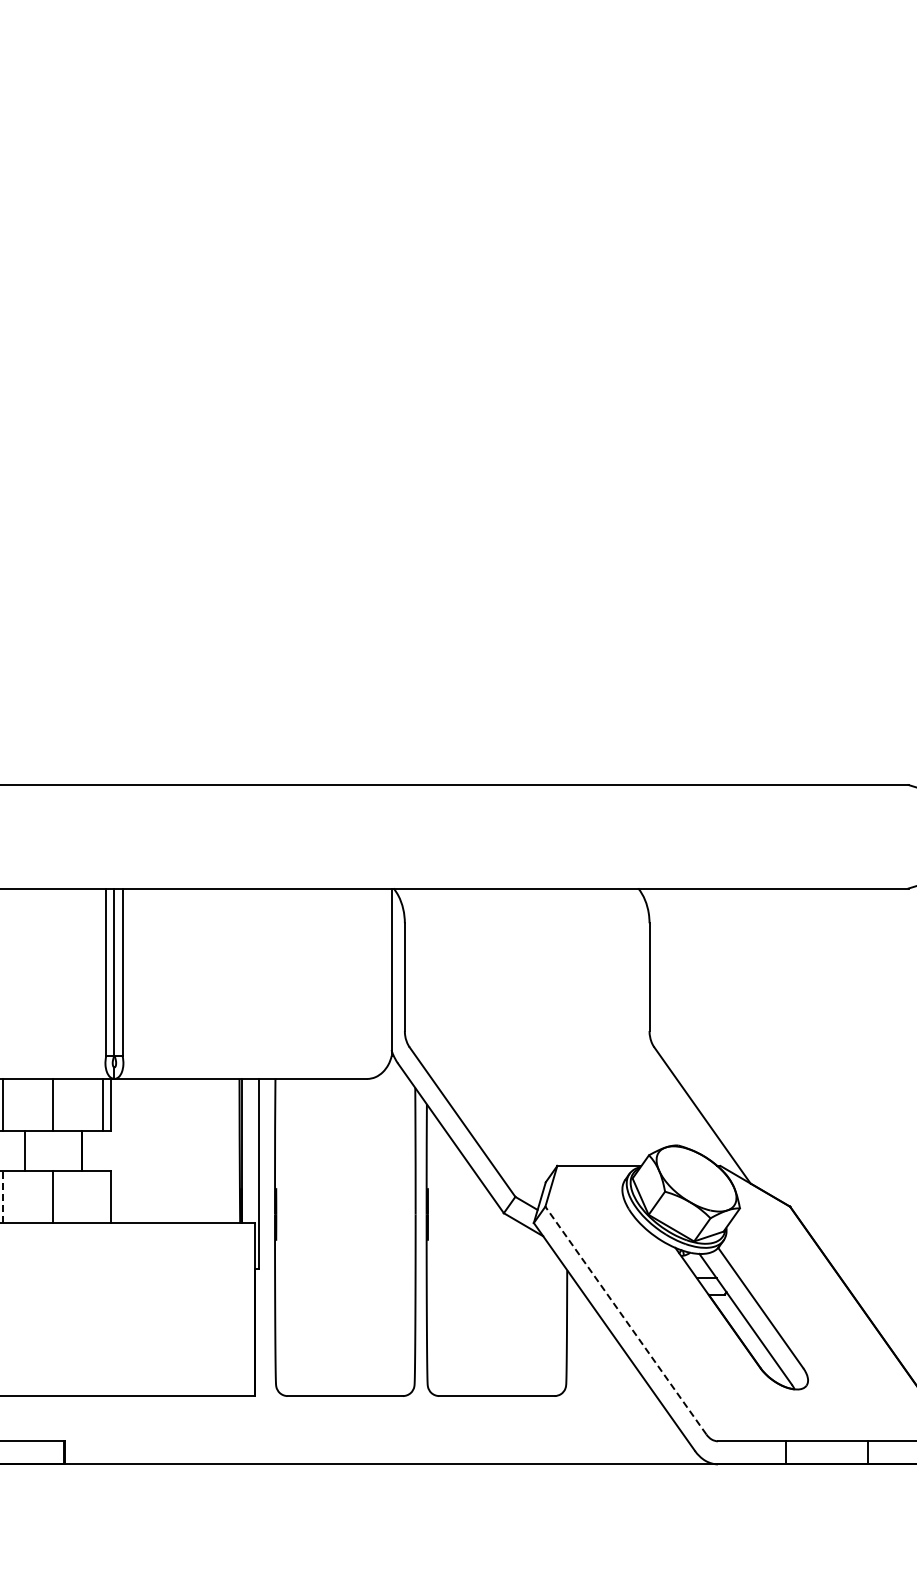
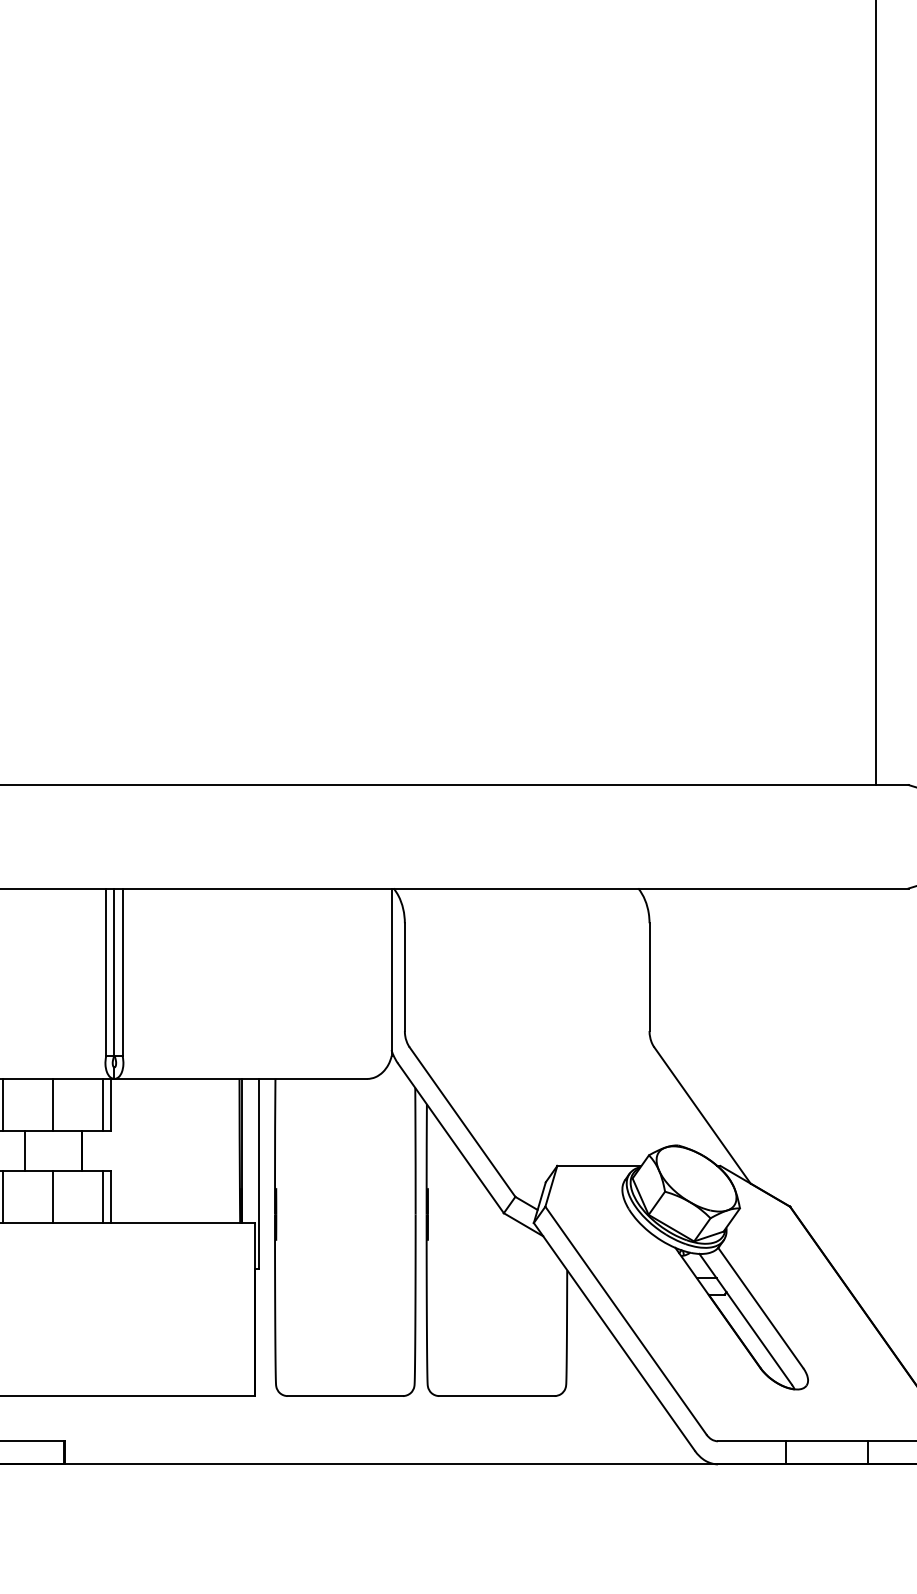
line: none -> present (876, 393)
line: dashed -> solid (3, 1197)
line: none -> present (103, 1197)
line: dashed -> solid (625, 1320)
